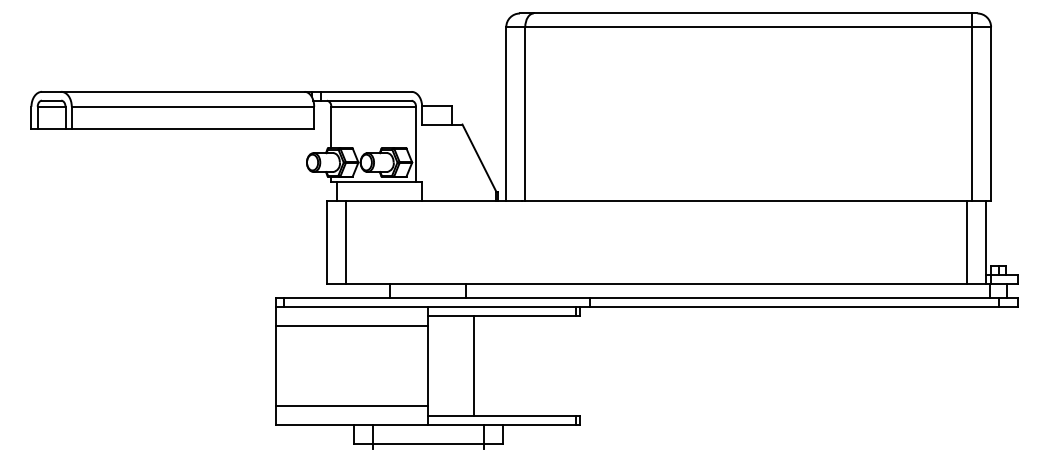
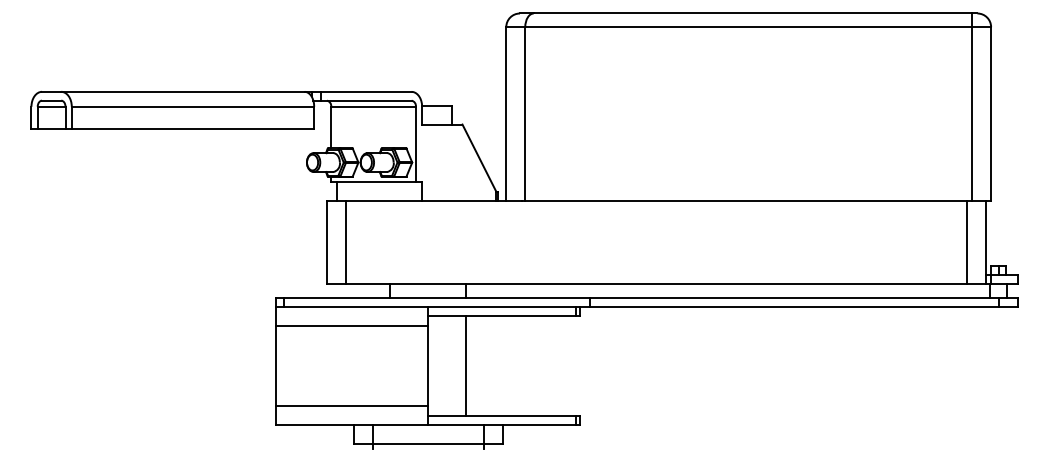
line position: (474, 365) -> (466, 365) (466, 365)
